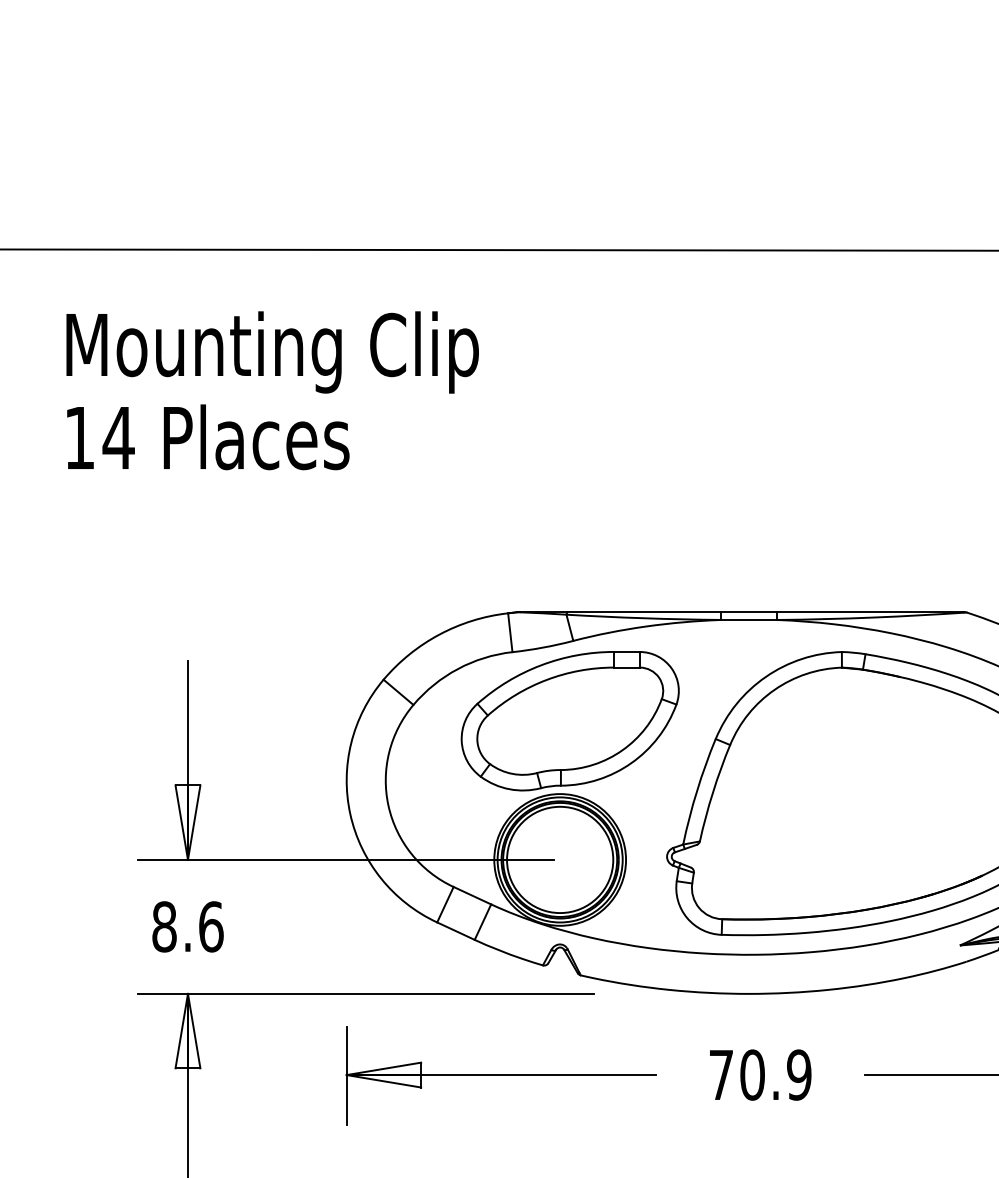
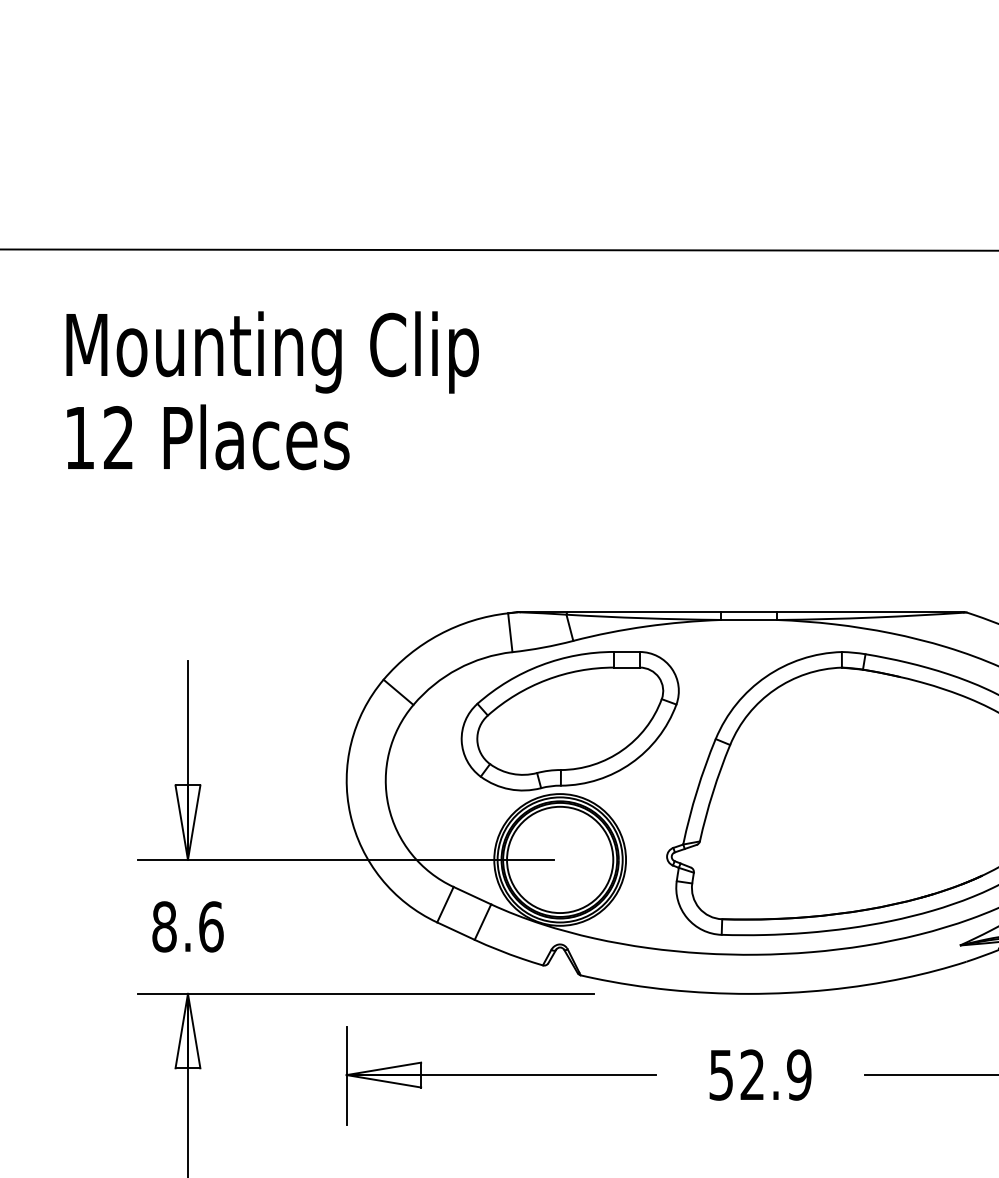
text: 14 -> 12 (118, 437)
text: 70.9 -> 52.9 (736, 1074)
